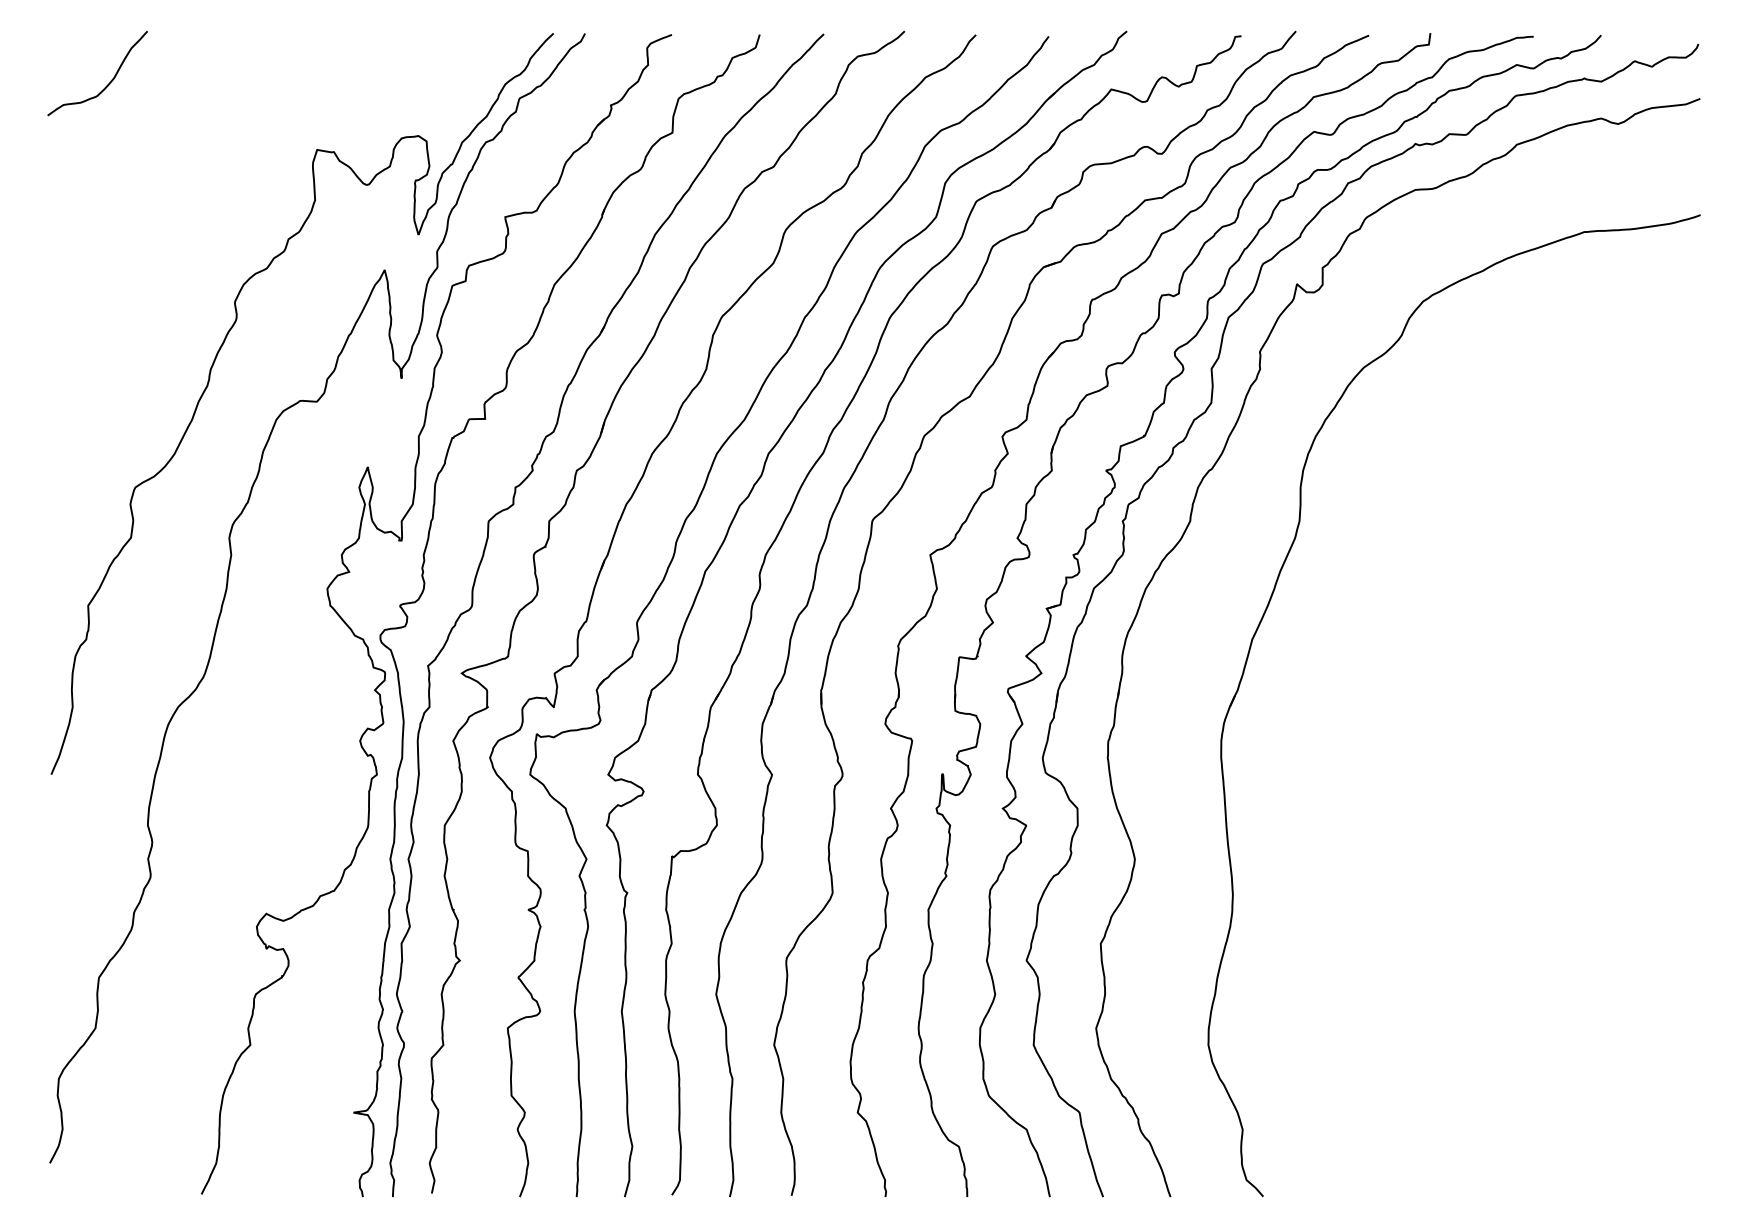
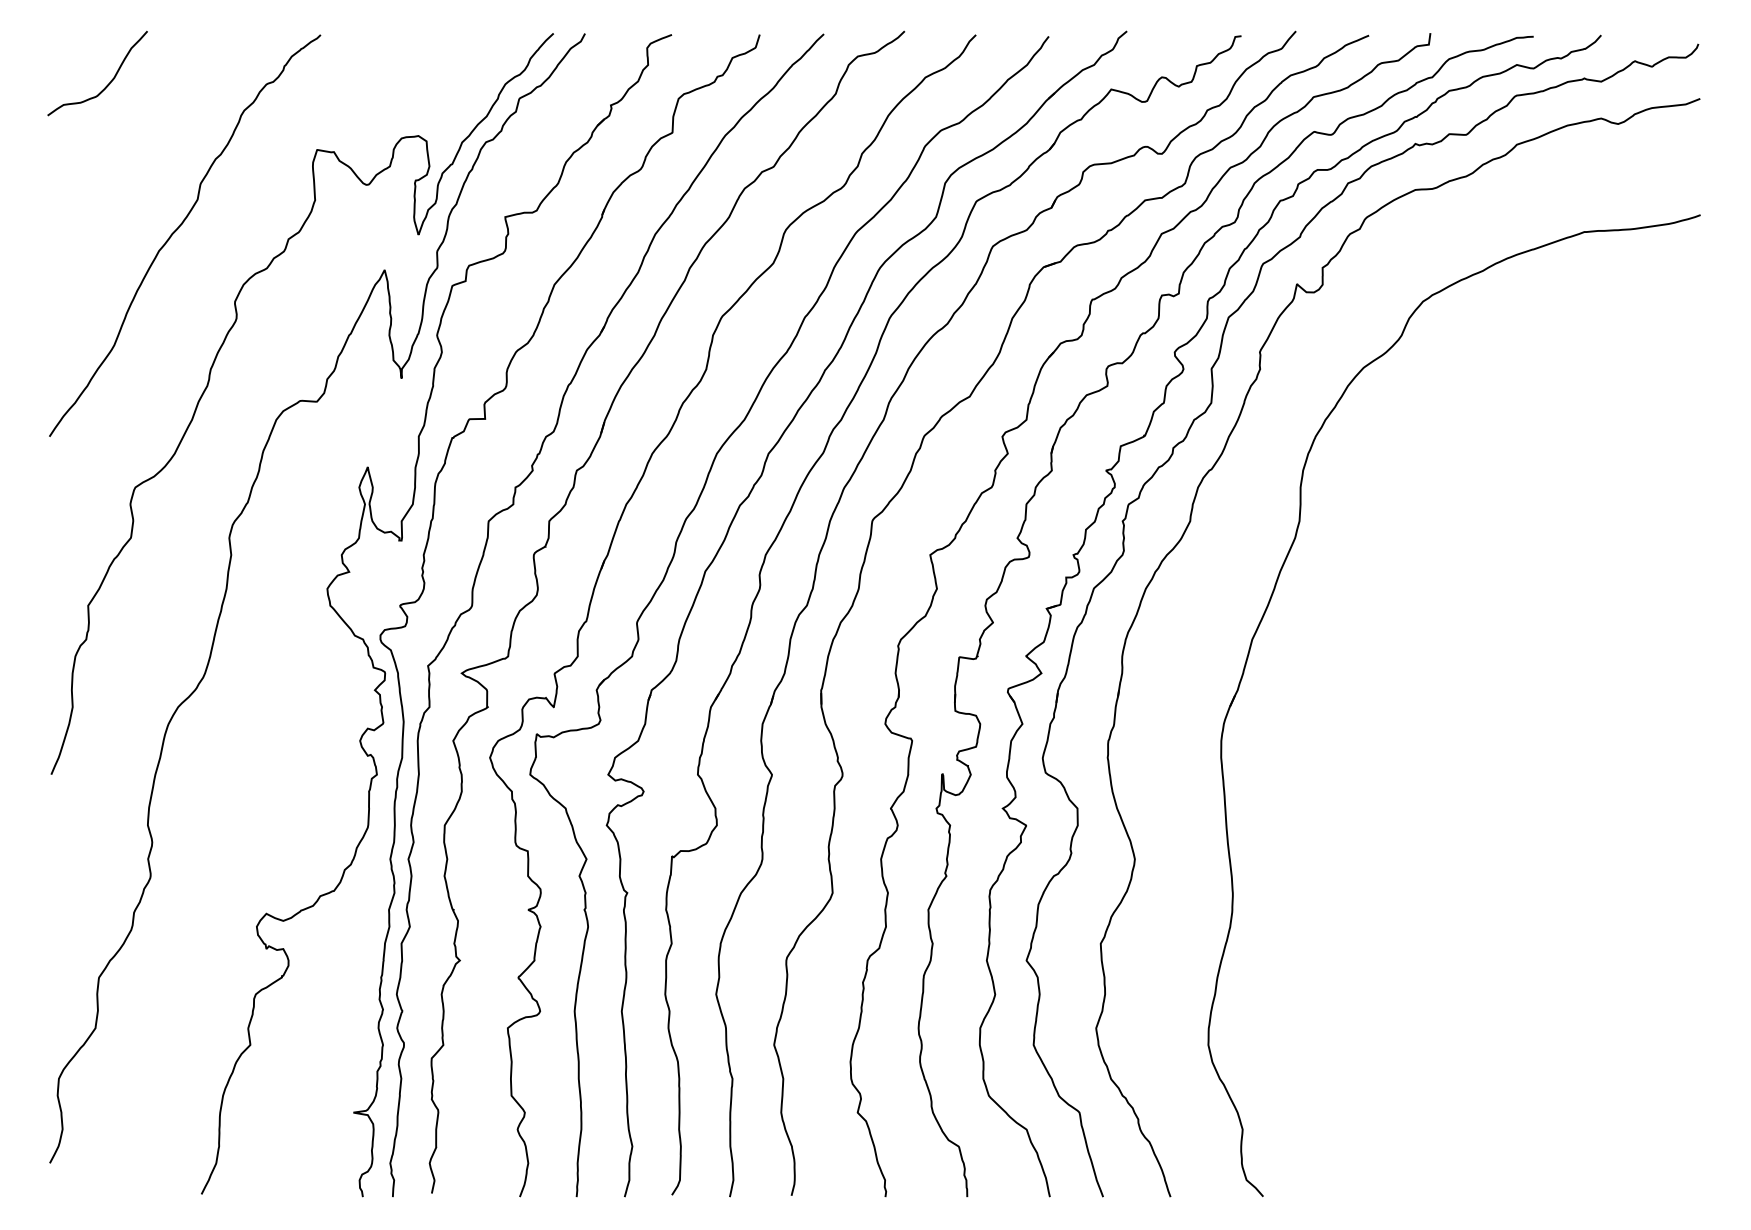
curve: none -> present (178, 229)
